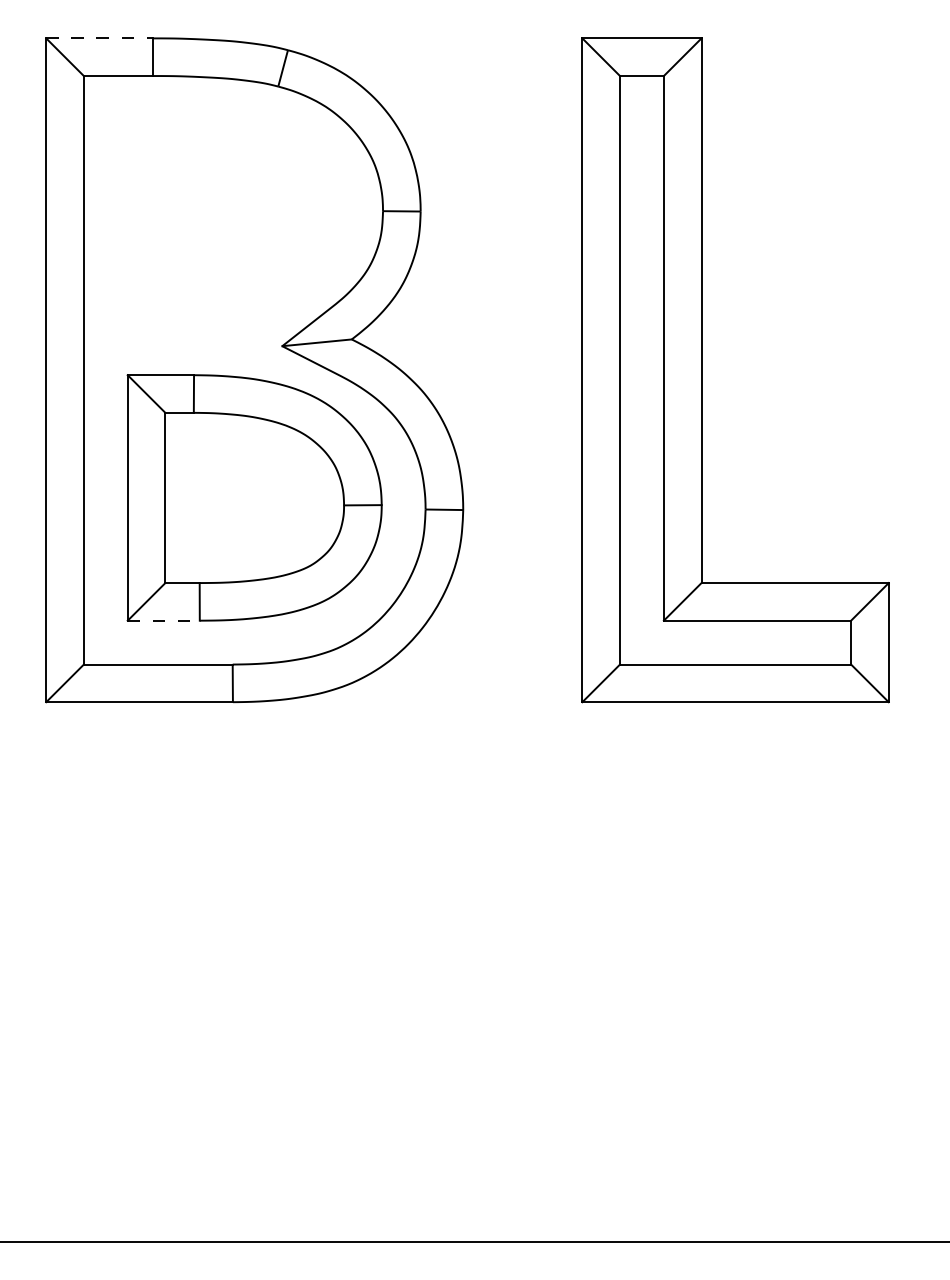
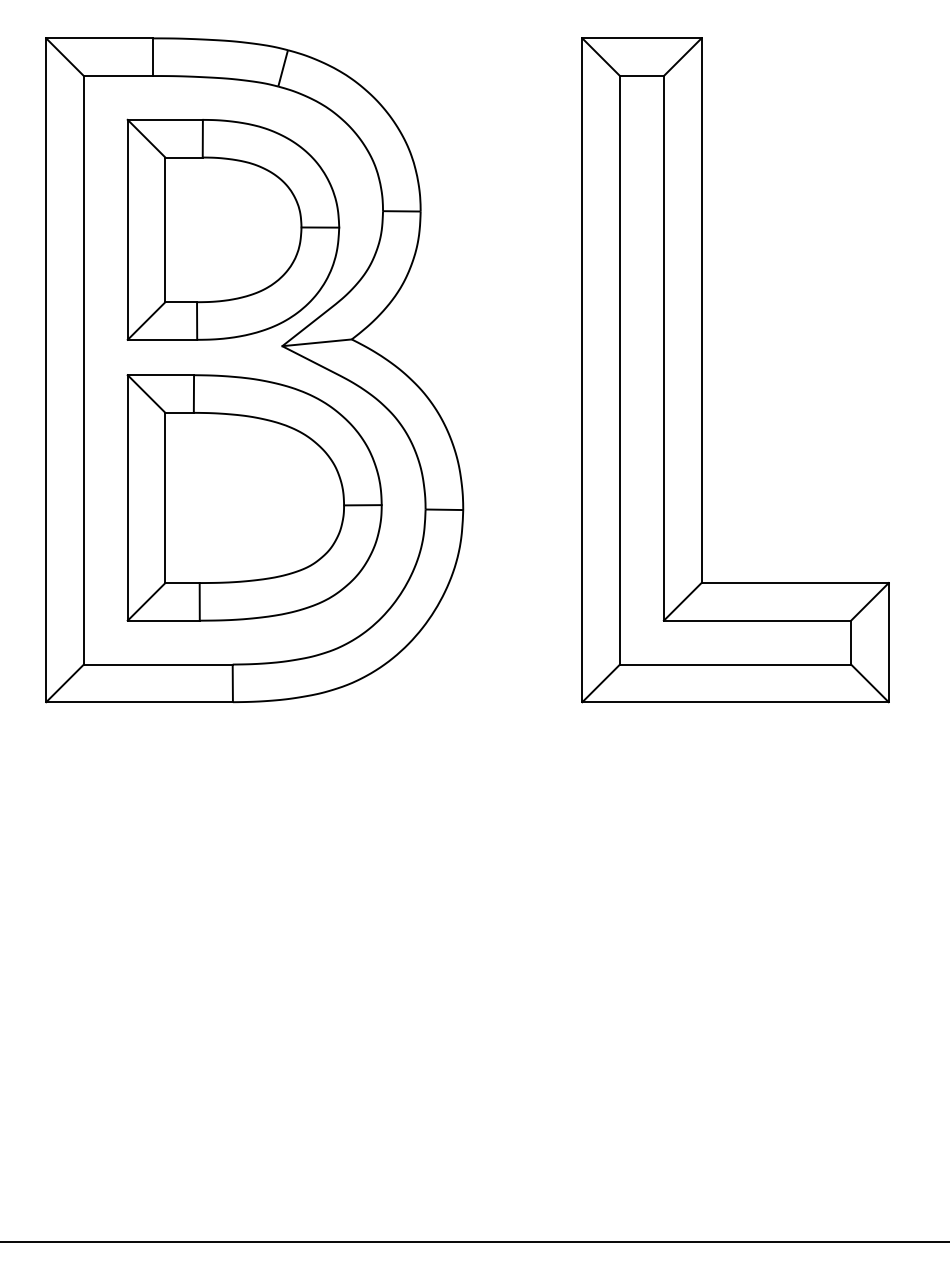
line: dashed -> solid (99, 38)
part: none -> present (233, 229)
line: dashed -> solid (164, 620)
